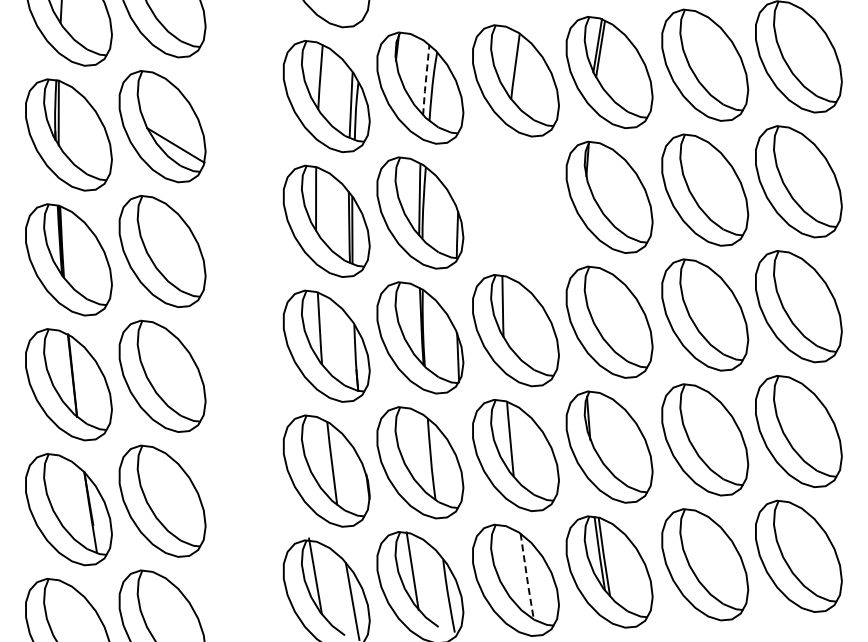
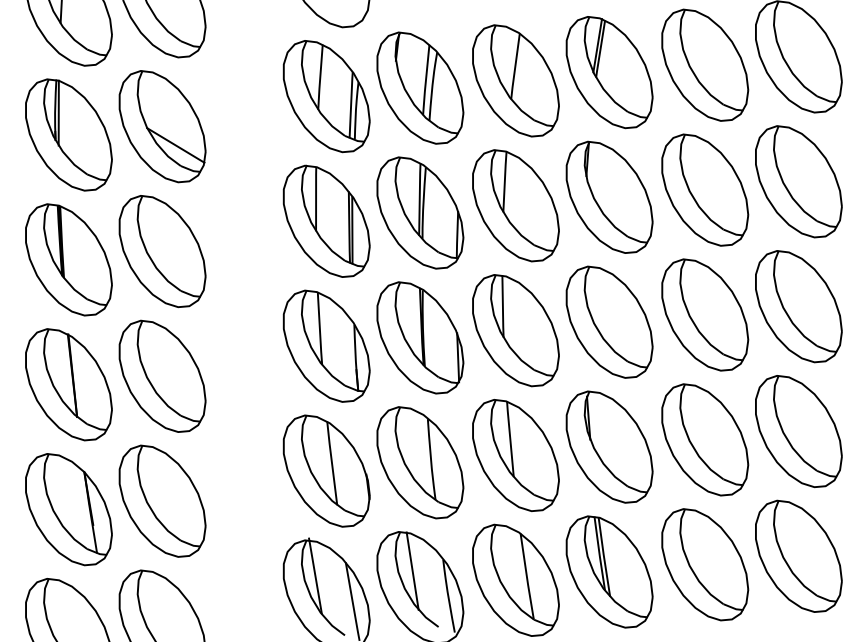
line: dashed -> solid (425, 80)
part: none -> present (515, 205)
line: dashed -> solid (527, 577)
